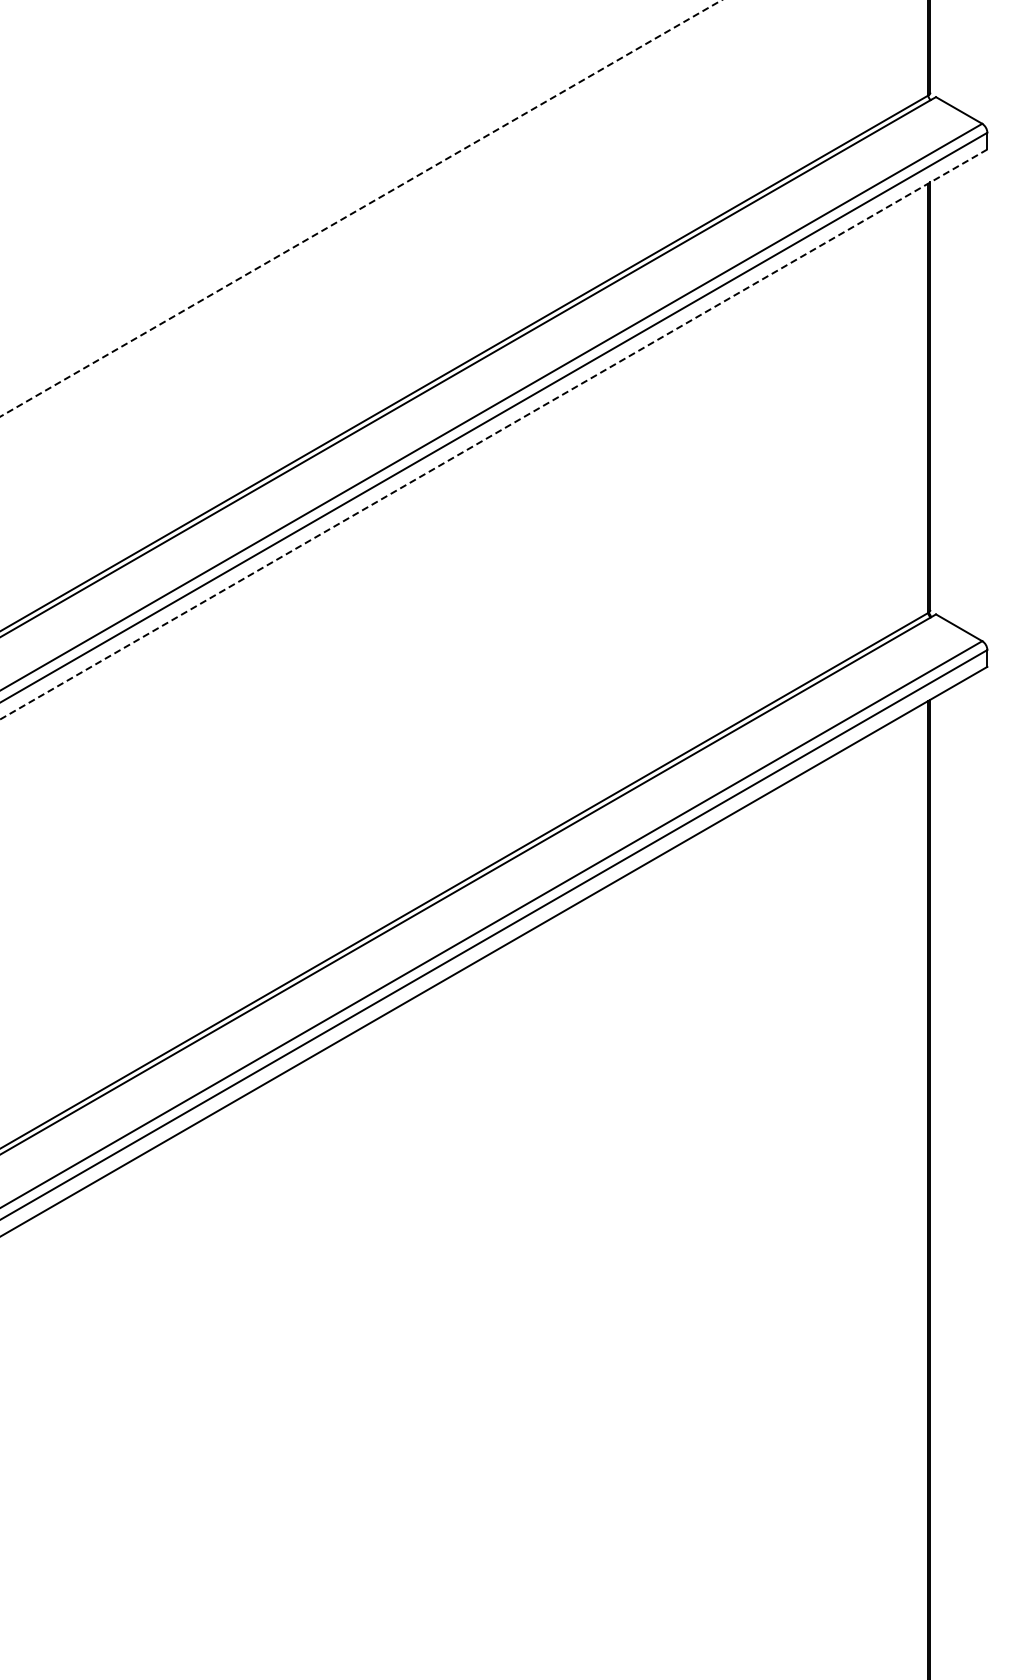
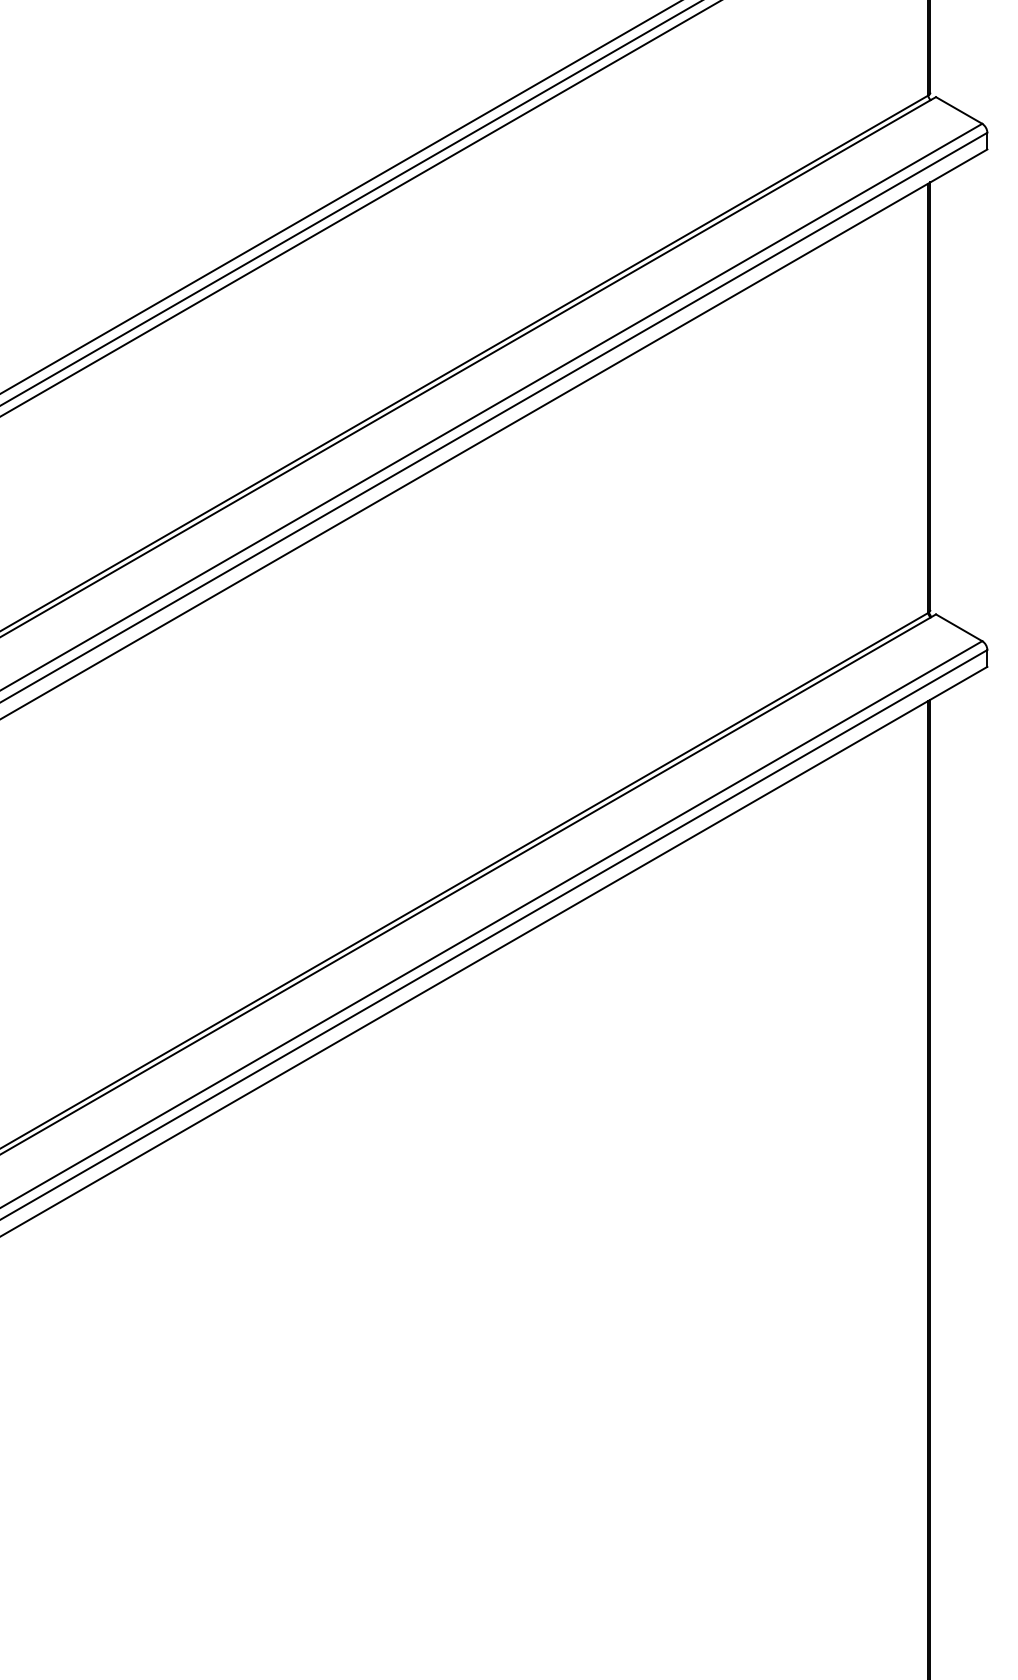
line: none -> present (340, 197)
line: none -> present (350, 203)
line: dashed -> solid (360, 208)
line: dashed -> solid (494, 434)
